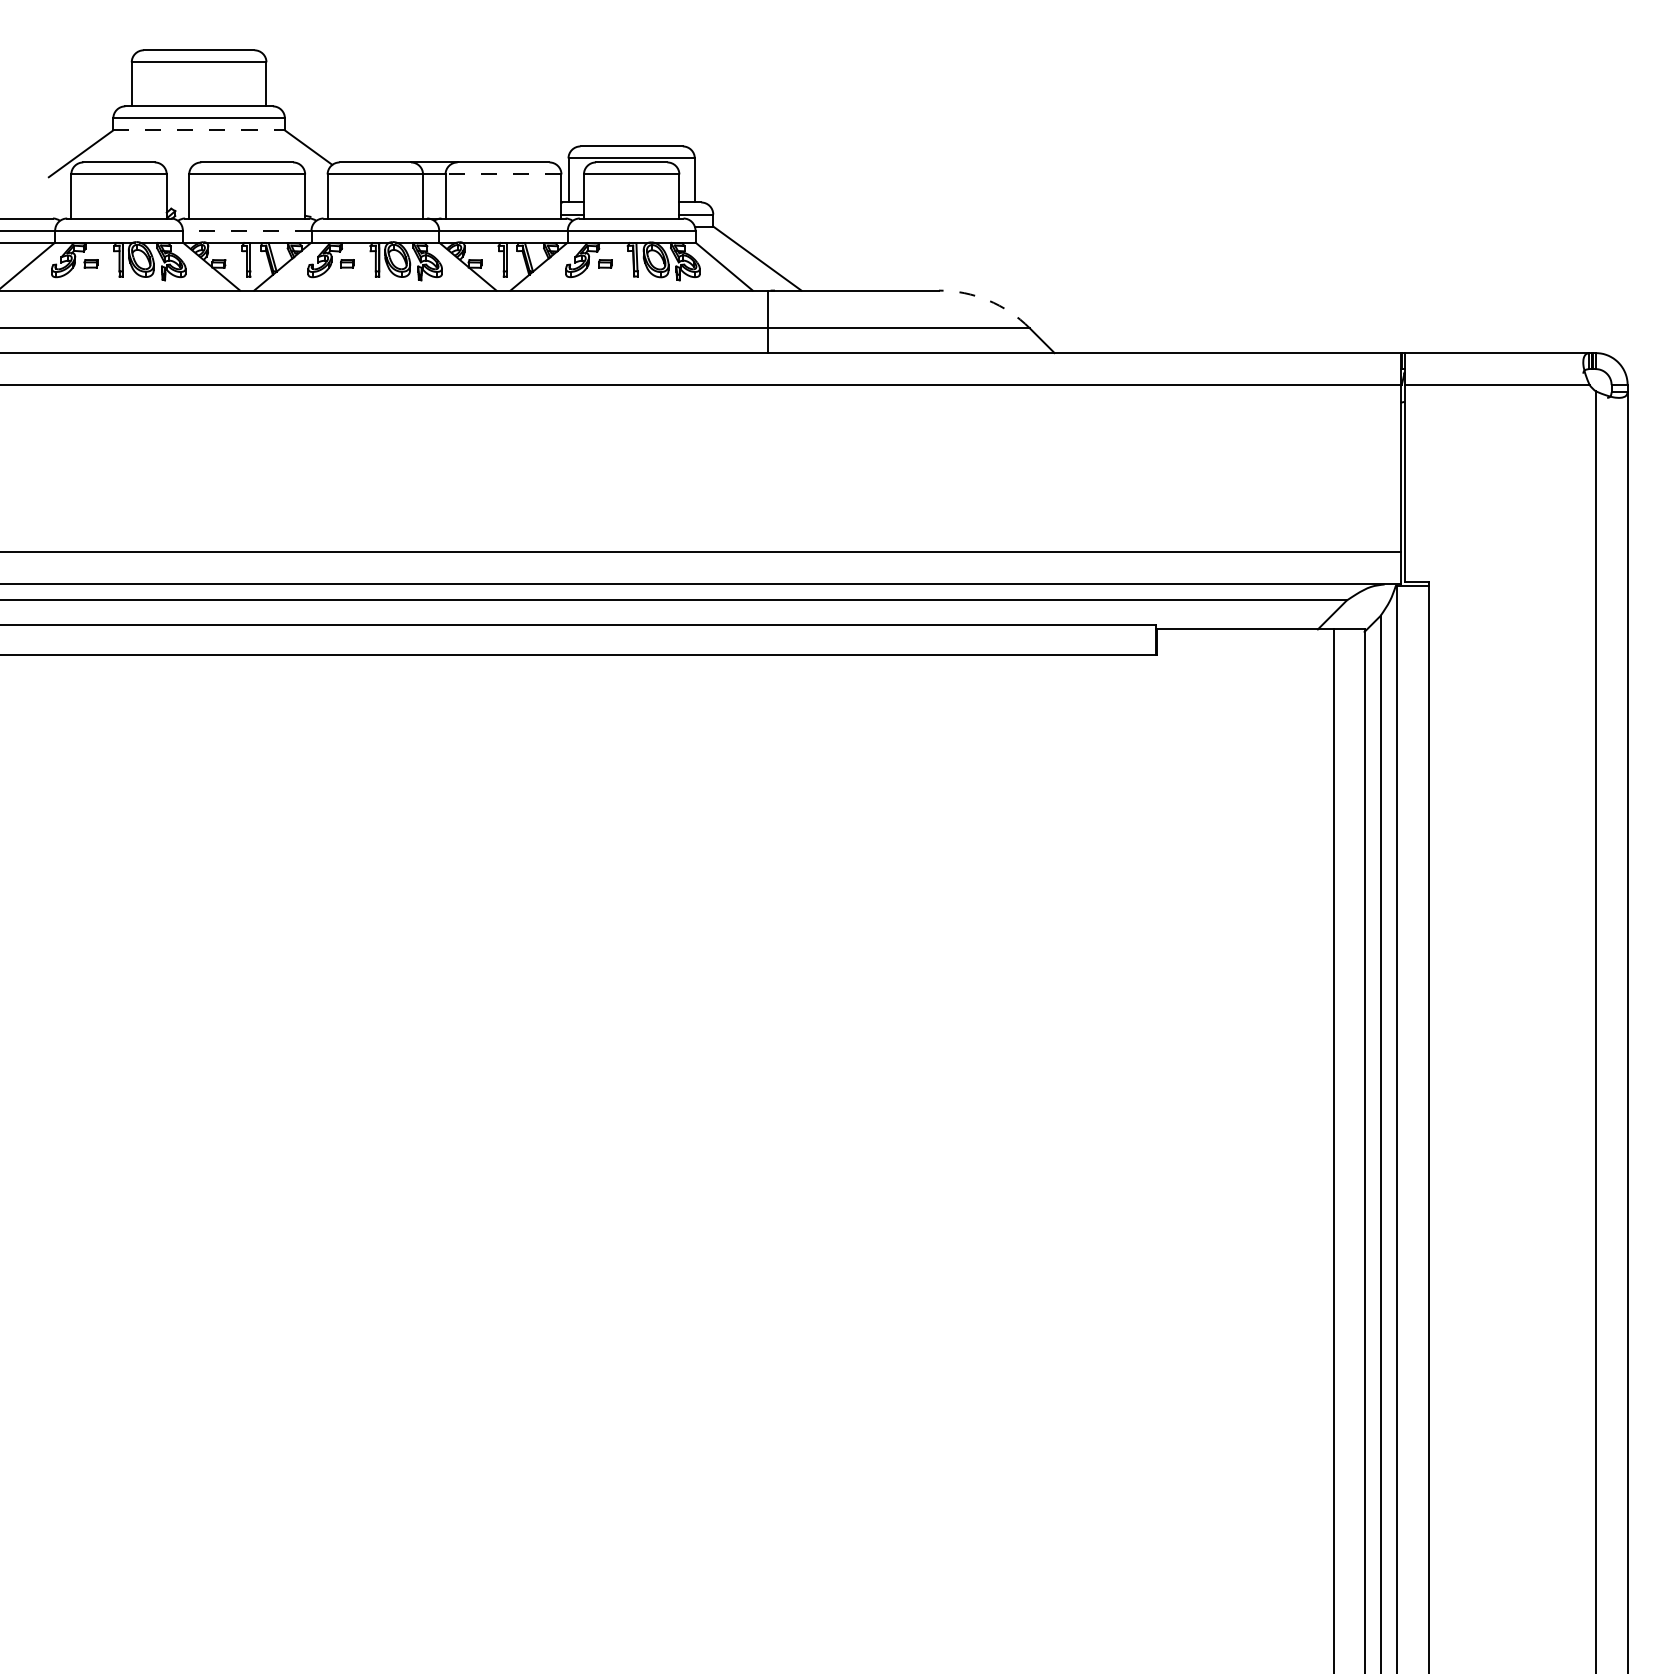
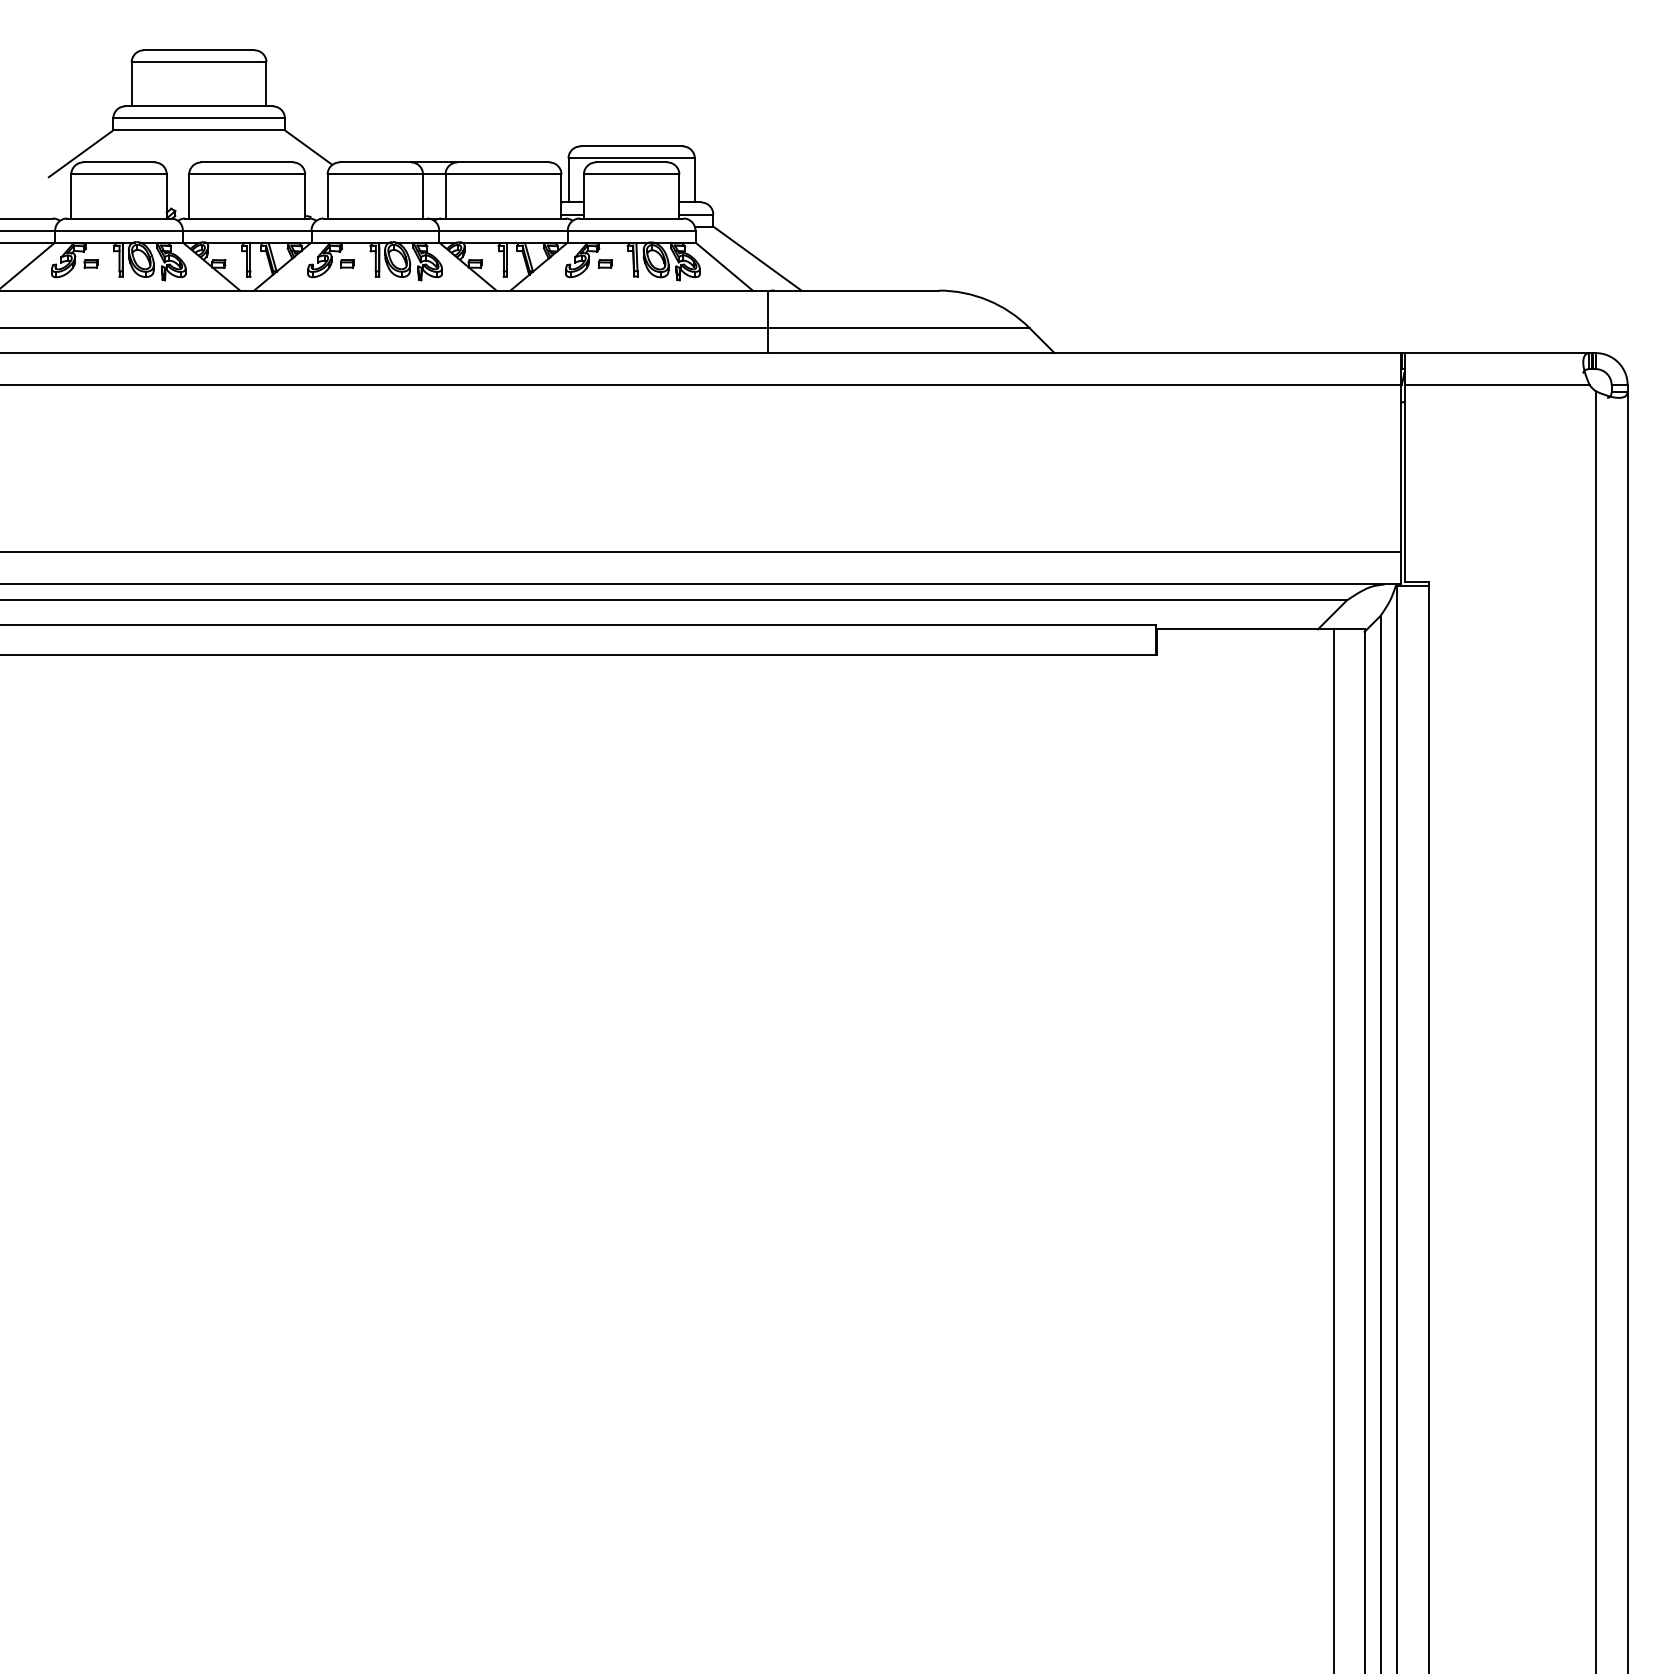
line: dashed -> solid (199, 130)
line: dashed -> solid (503, 174)
line: dashed -> solid (246, 230)
arc: dashed -> solid (988, 300)
